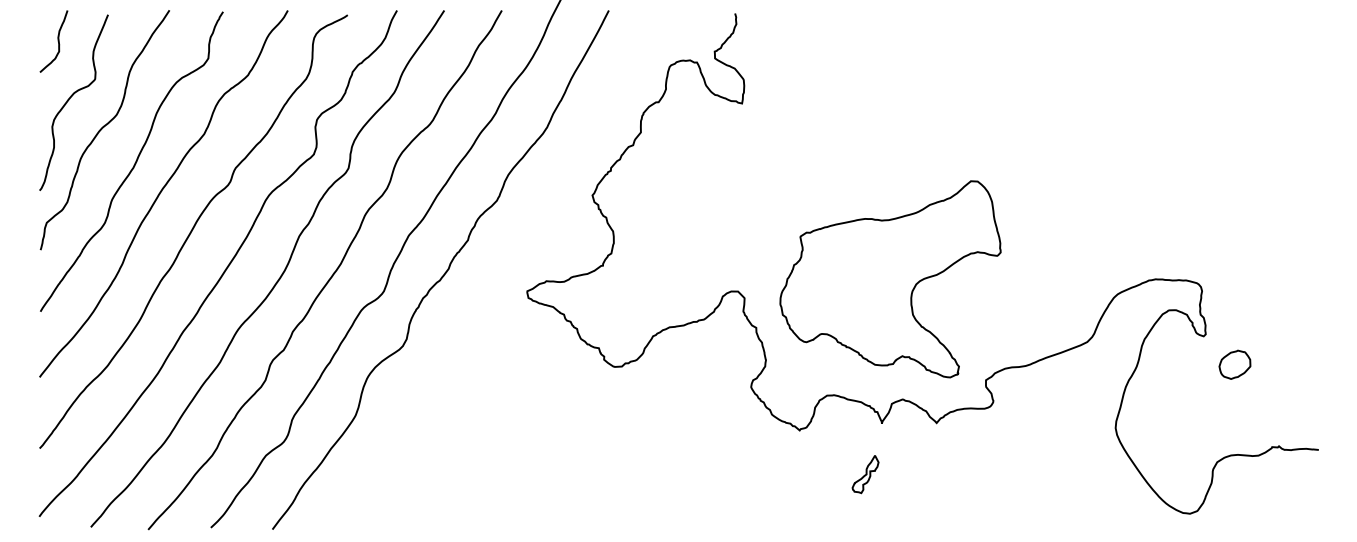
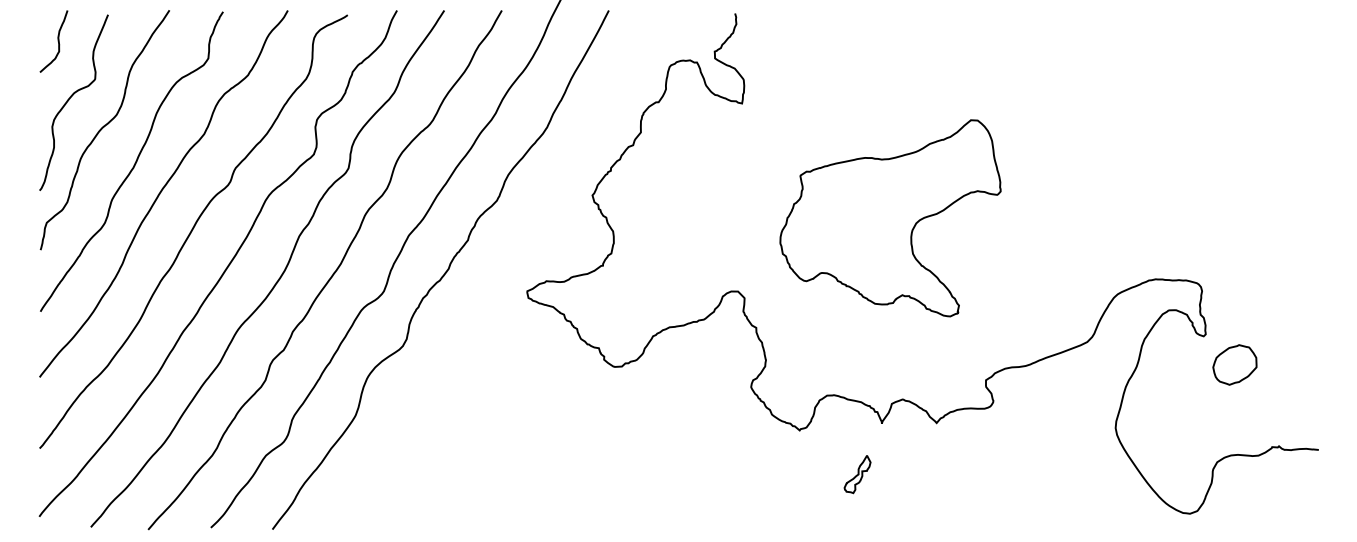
part position: (890, 279) -> (890, 218) (890, 218)
part size: 34x31 px -> 46x42 px (1234, 364)
part position: (865, 474) -> (857, 474) (857, 474)
